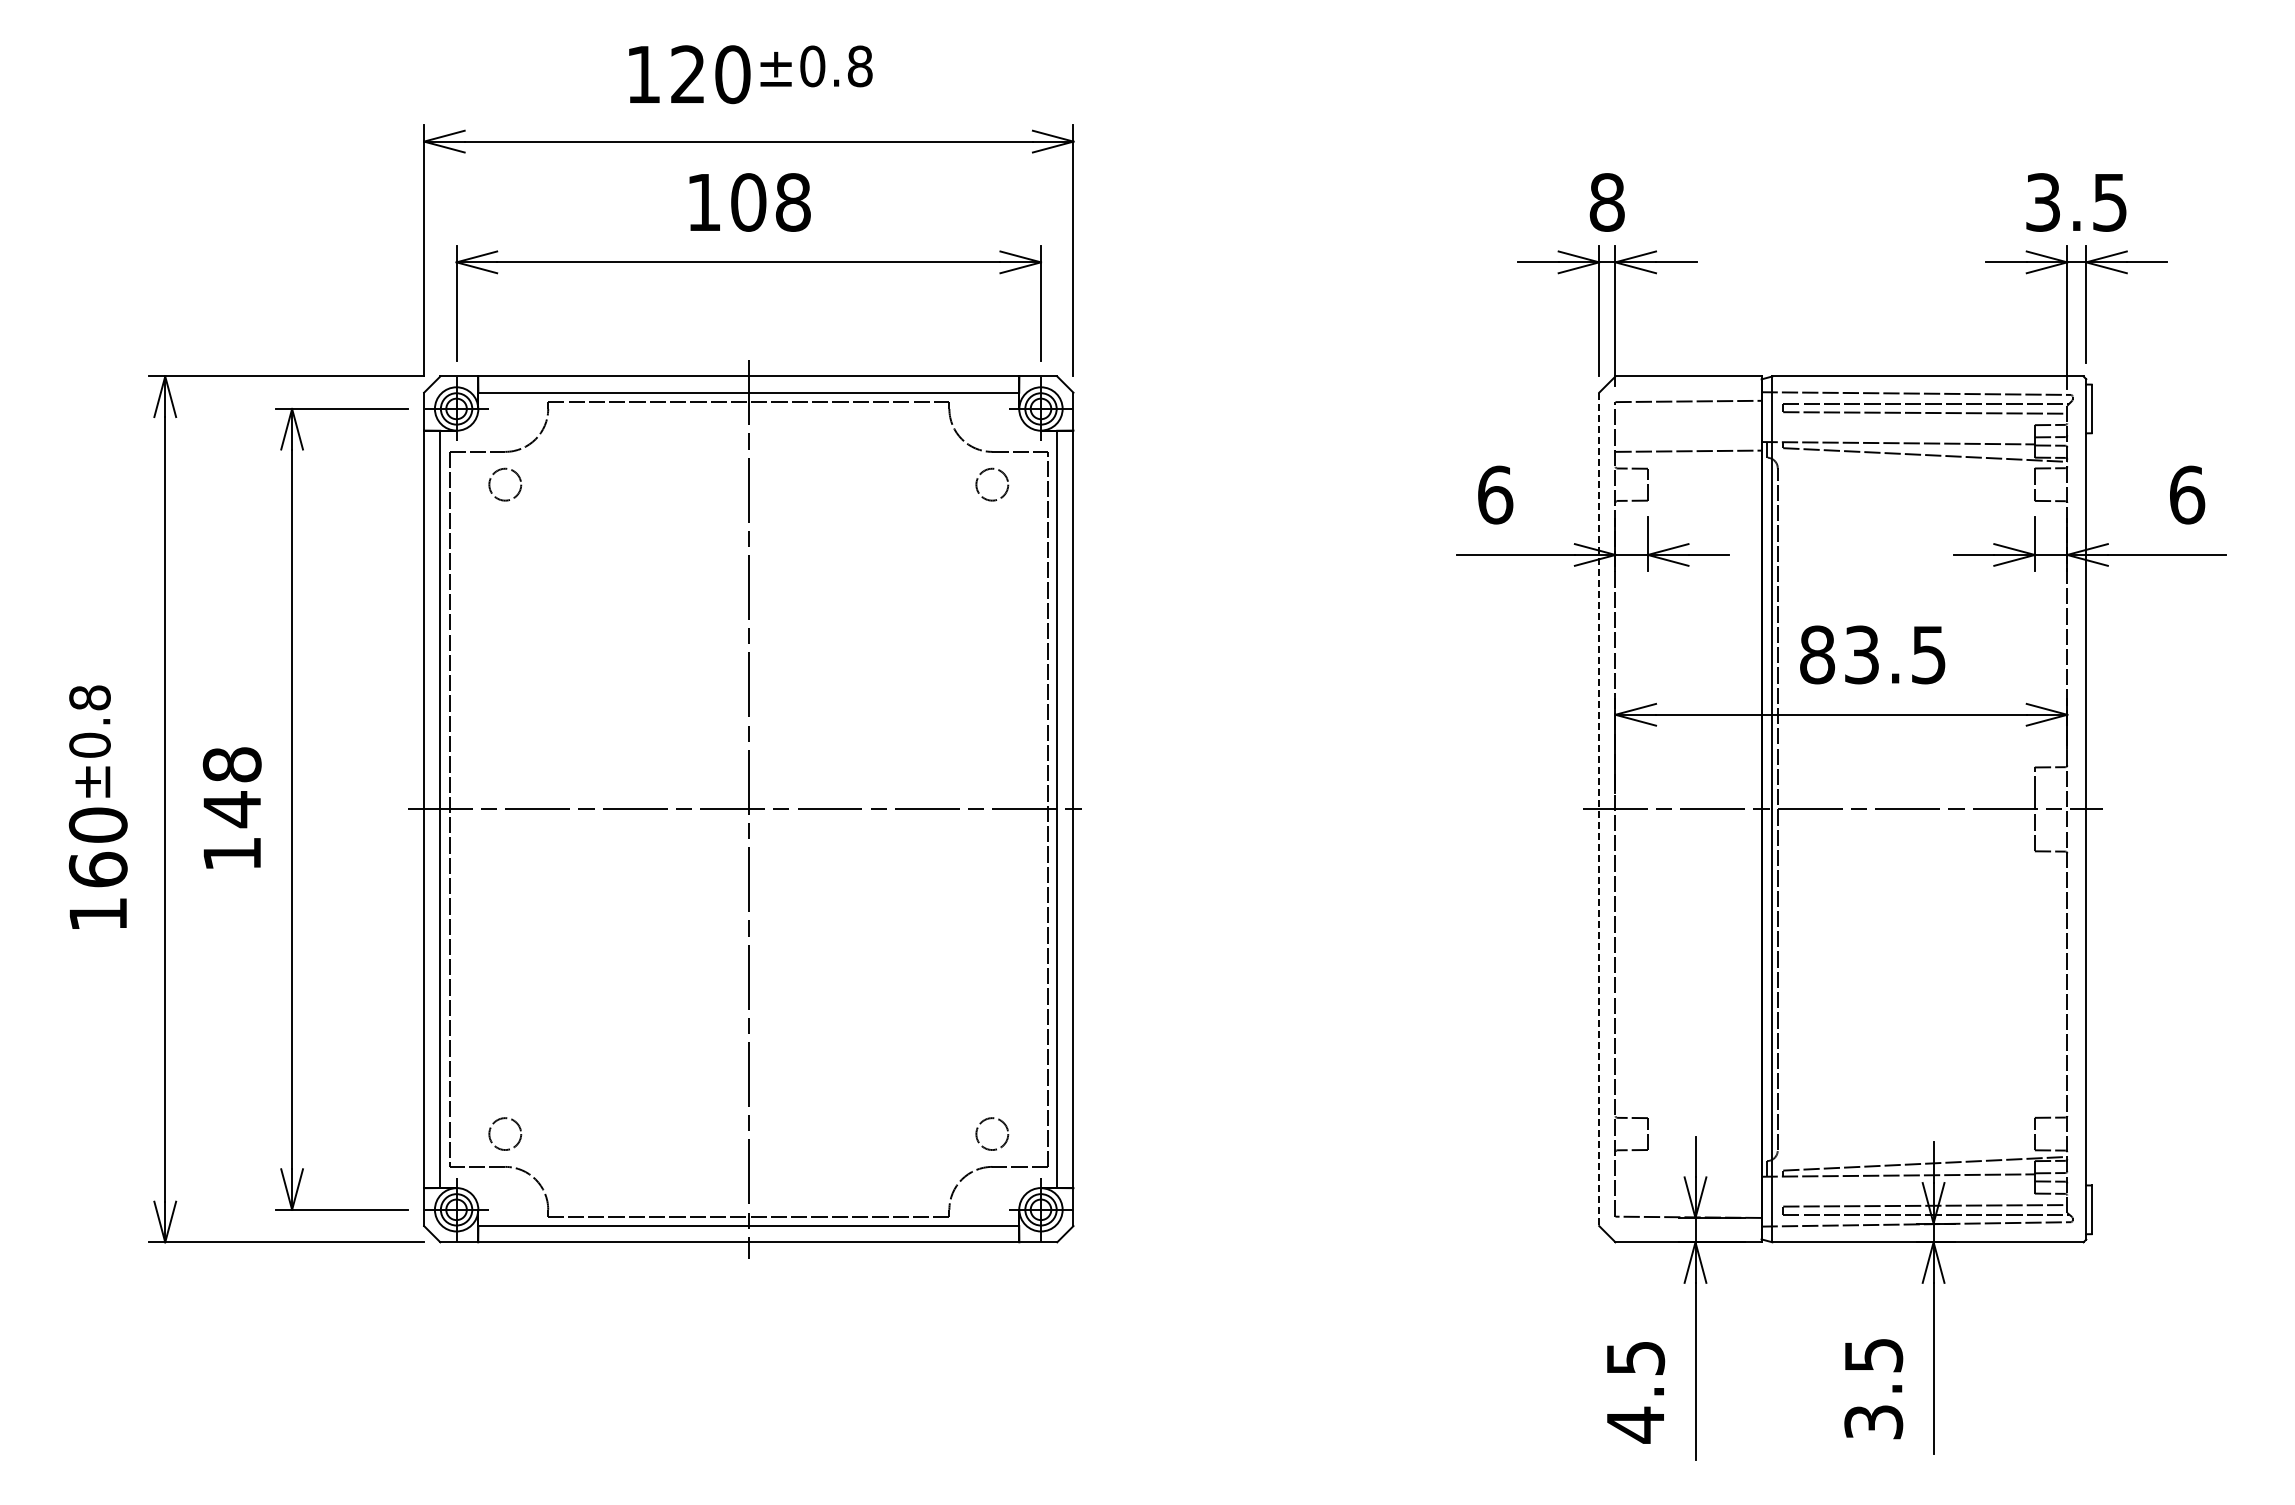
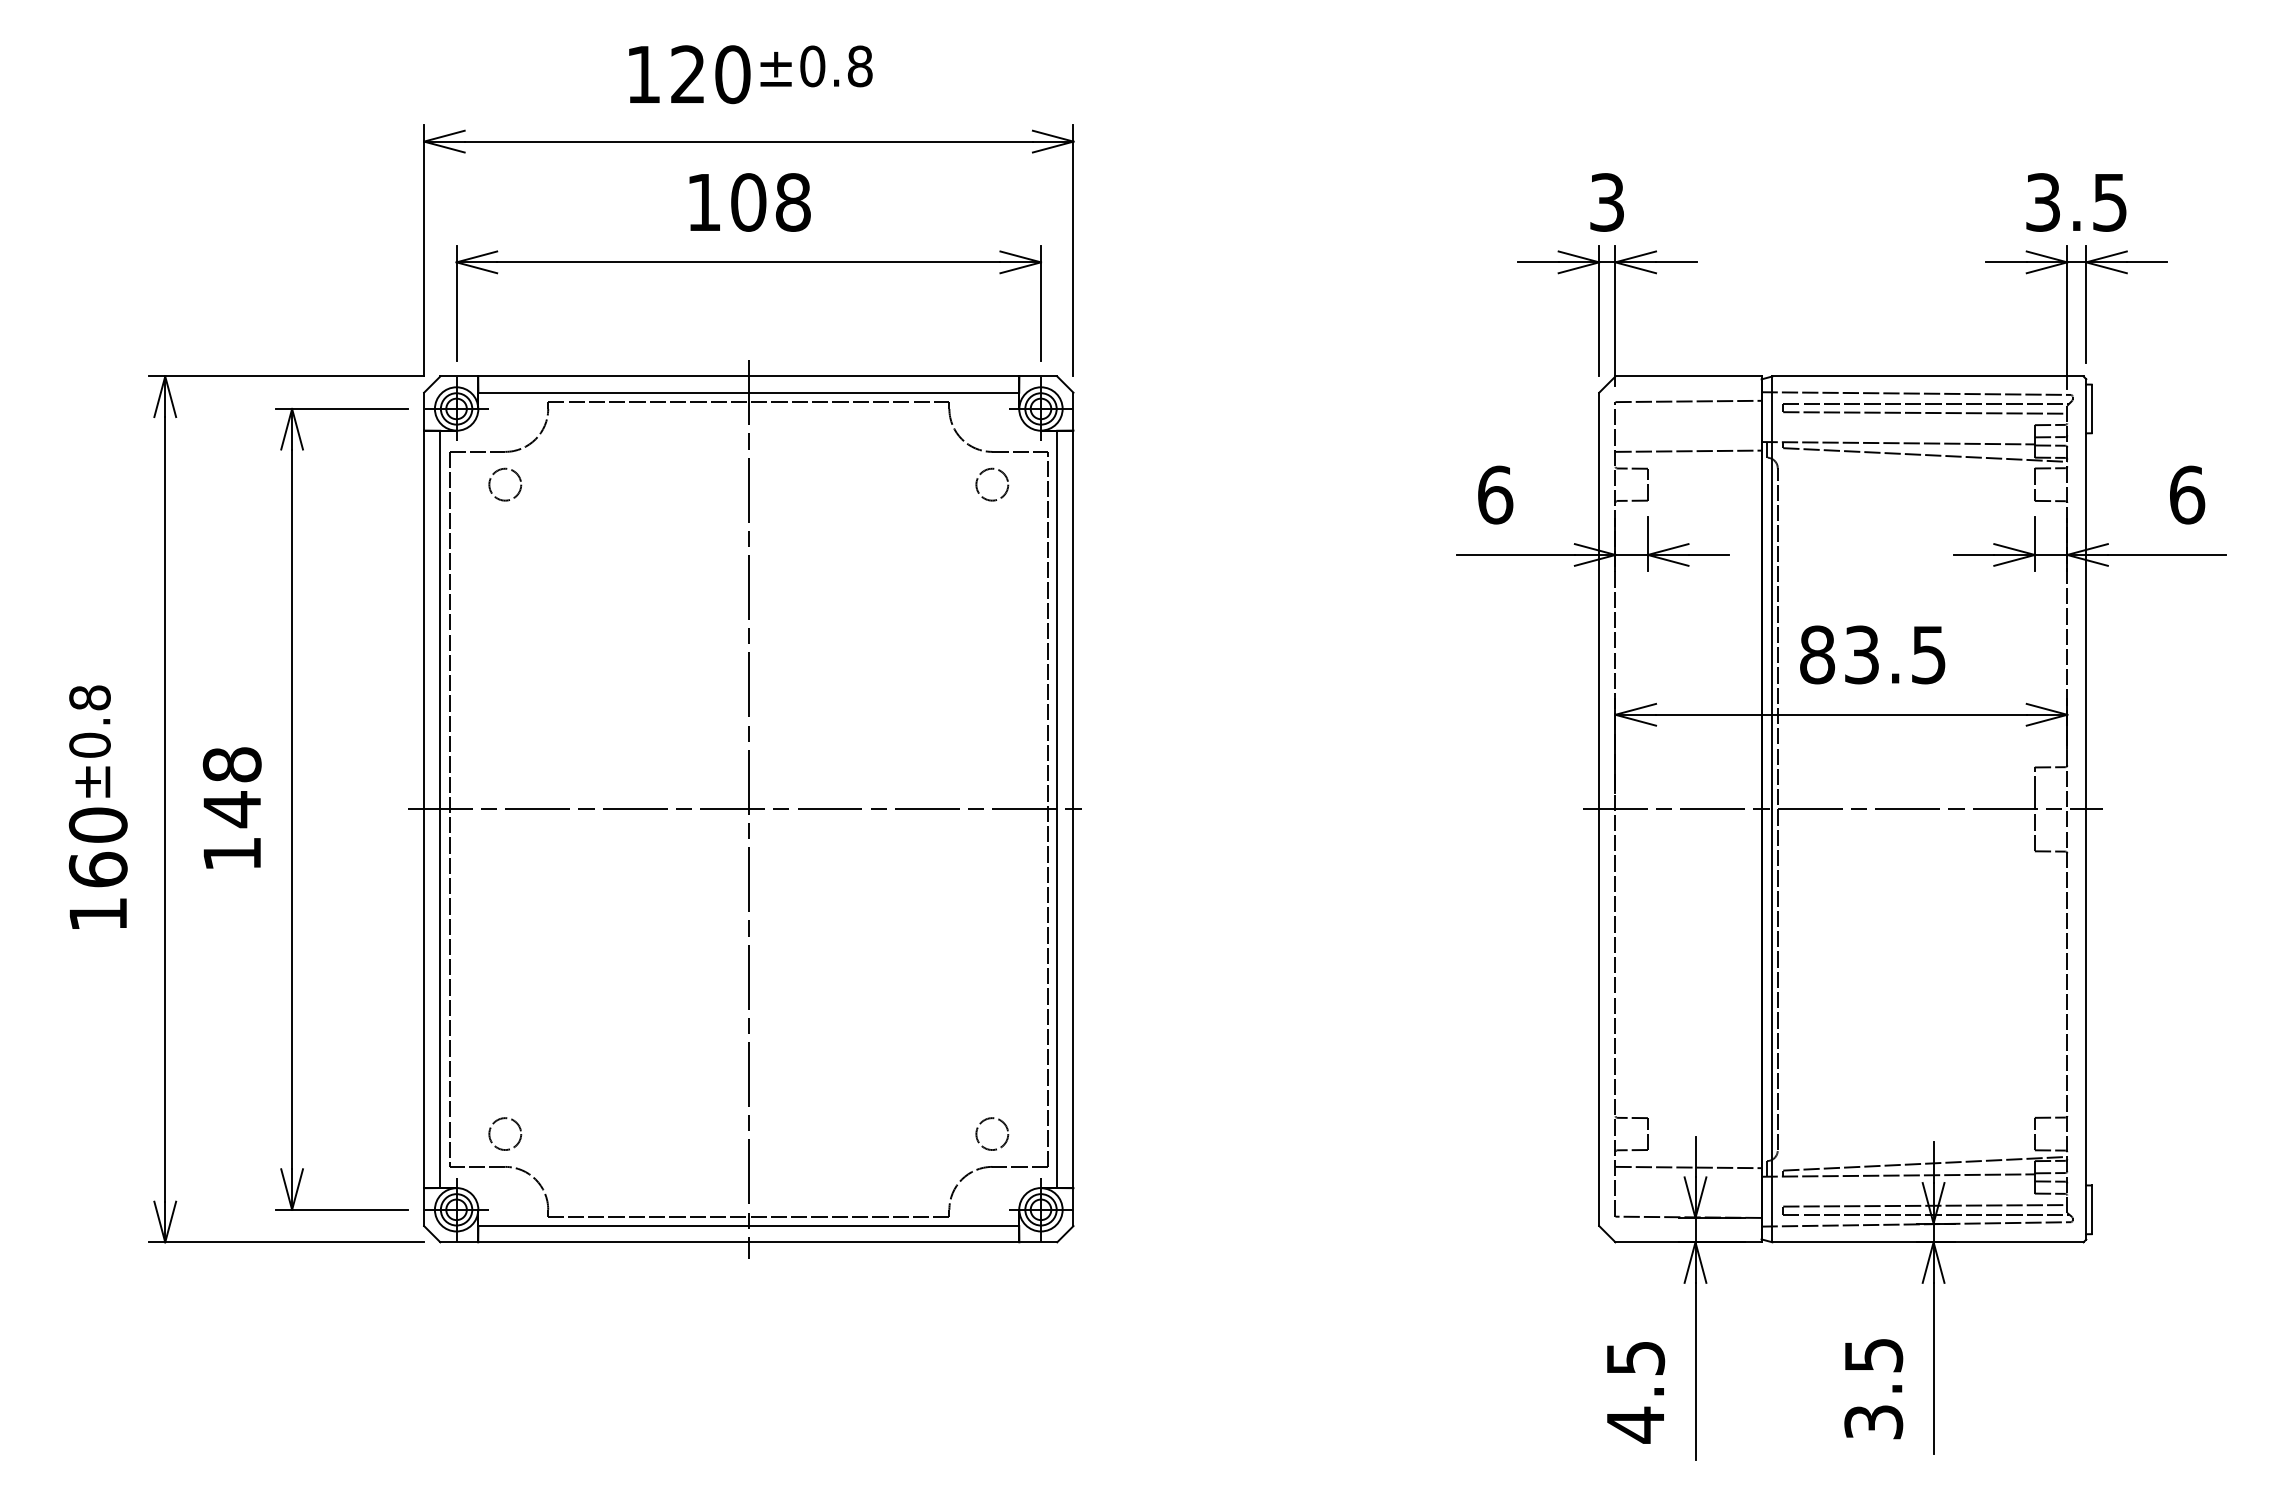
text: 8 -> 3 (1606, 202)
line: dashed -> solid (1599, 809)
line: none -> present (1688, 1167)
